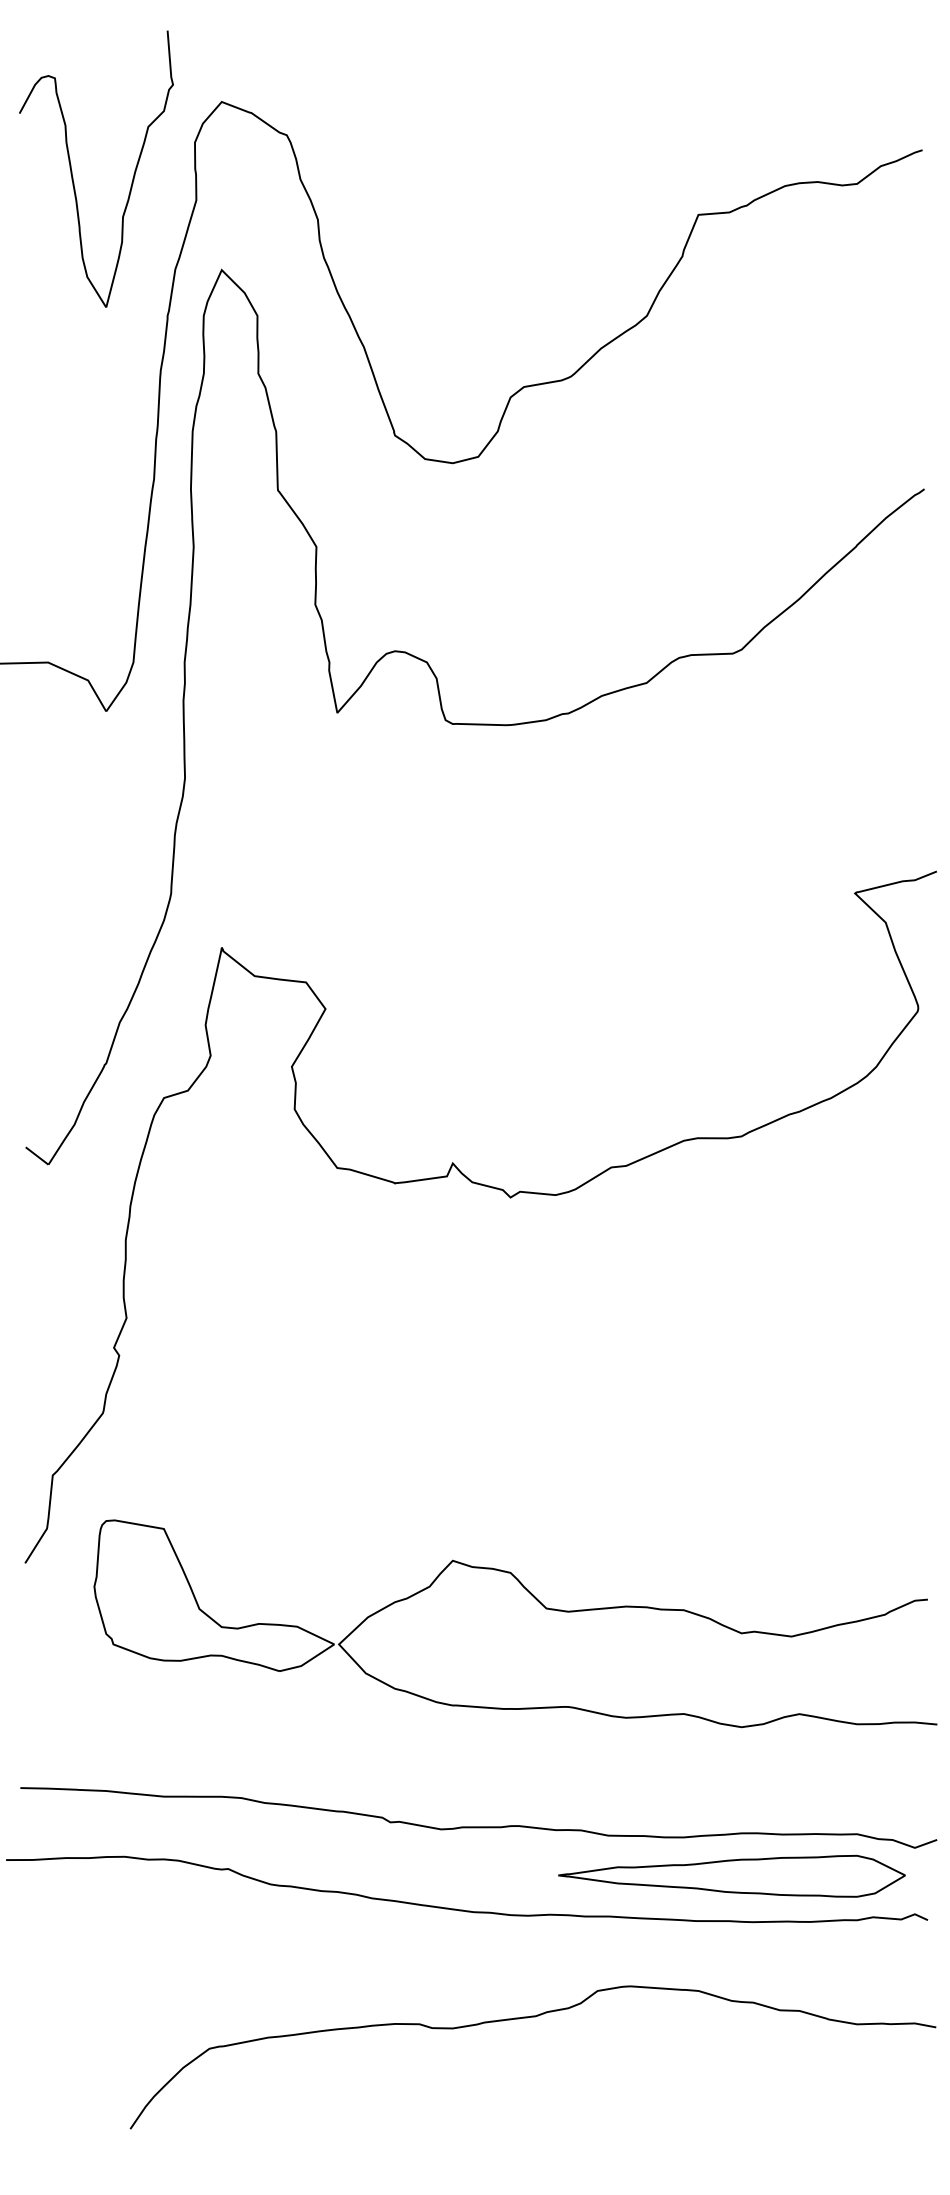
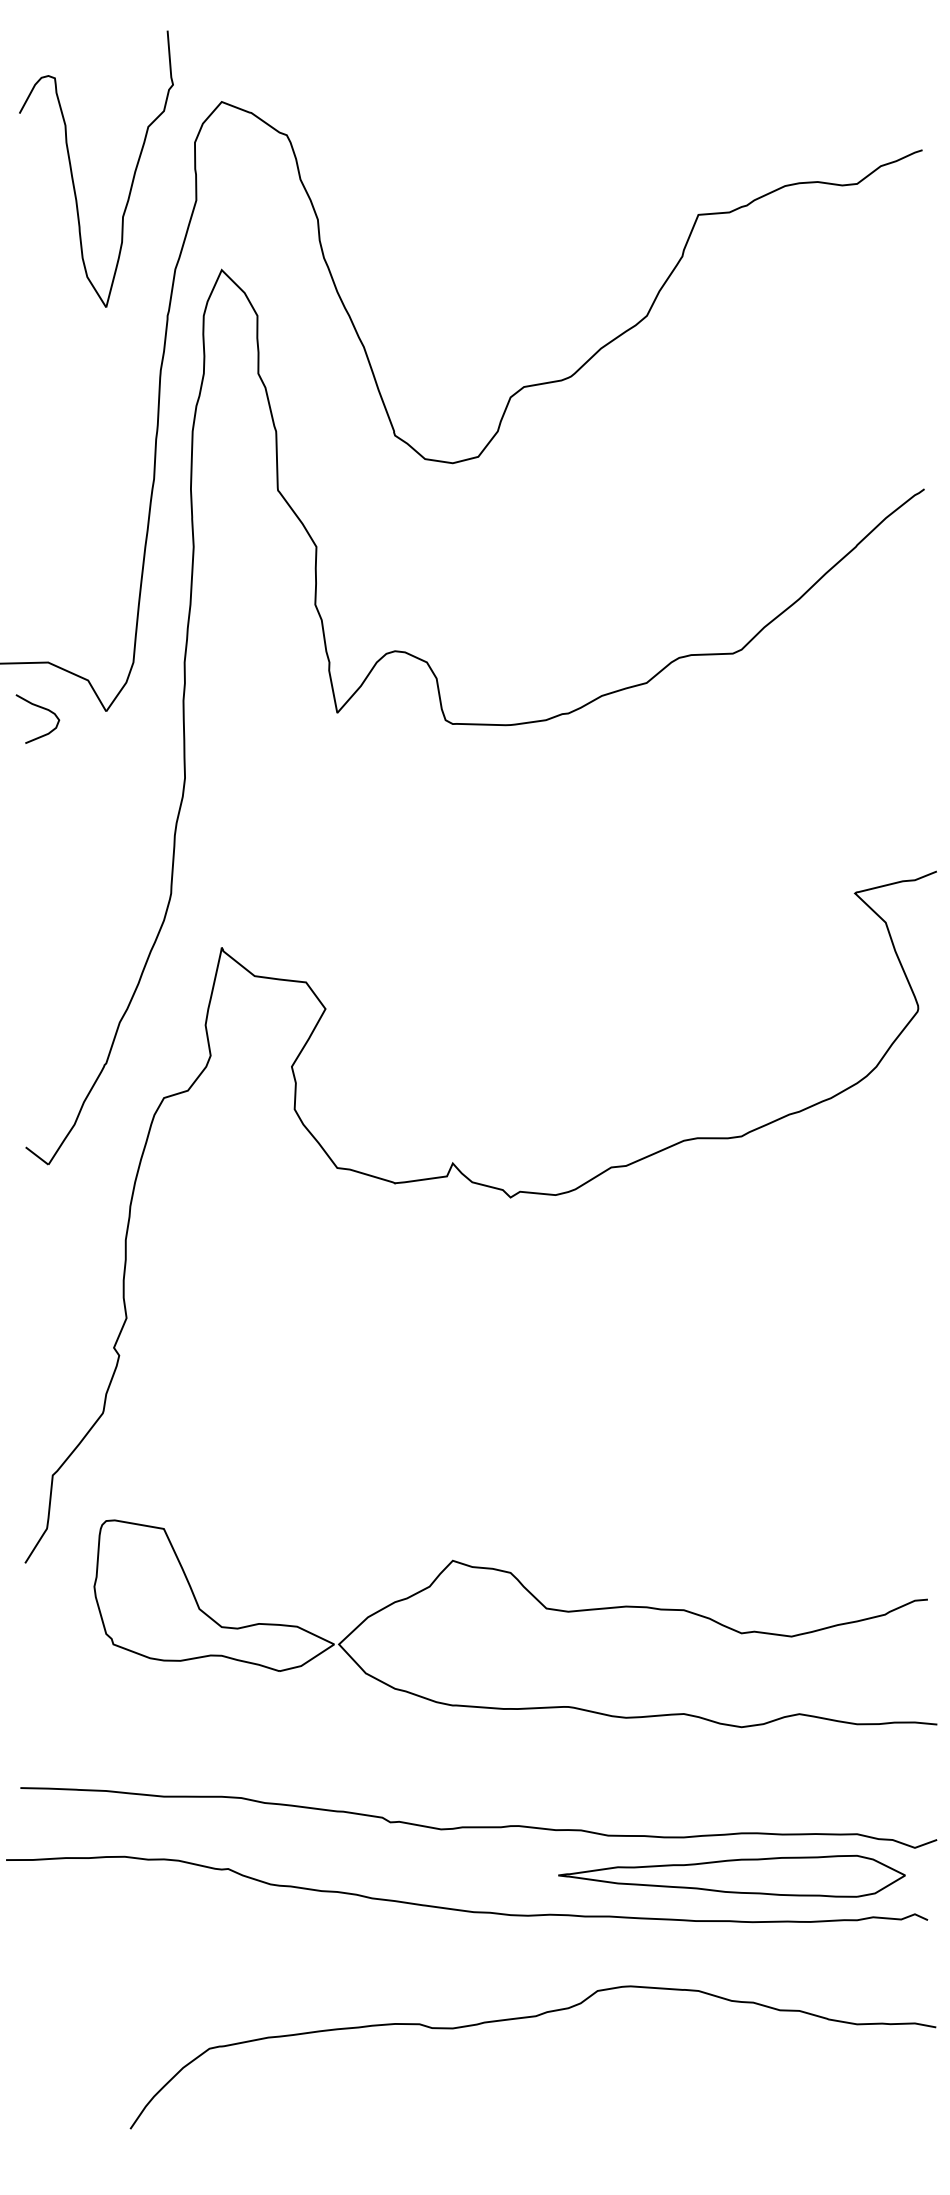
curve: none -> present (41, 708)
